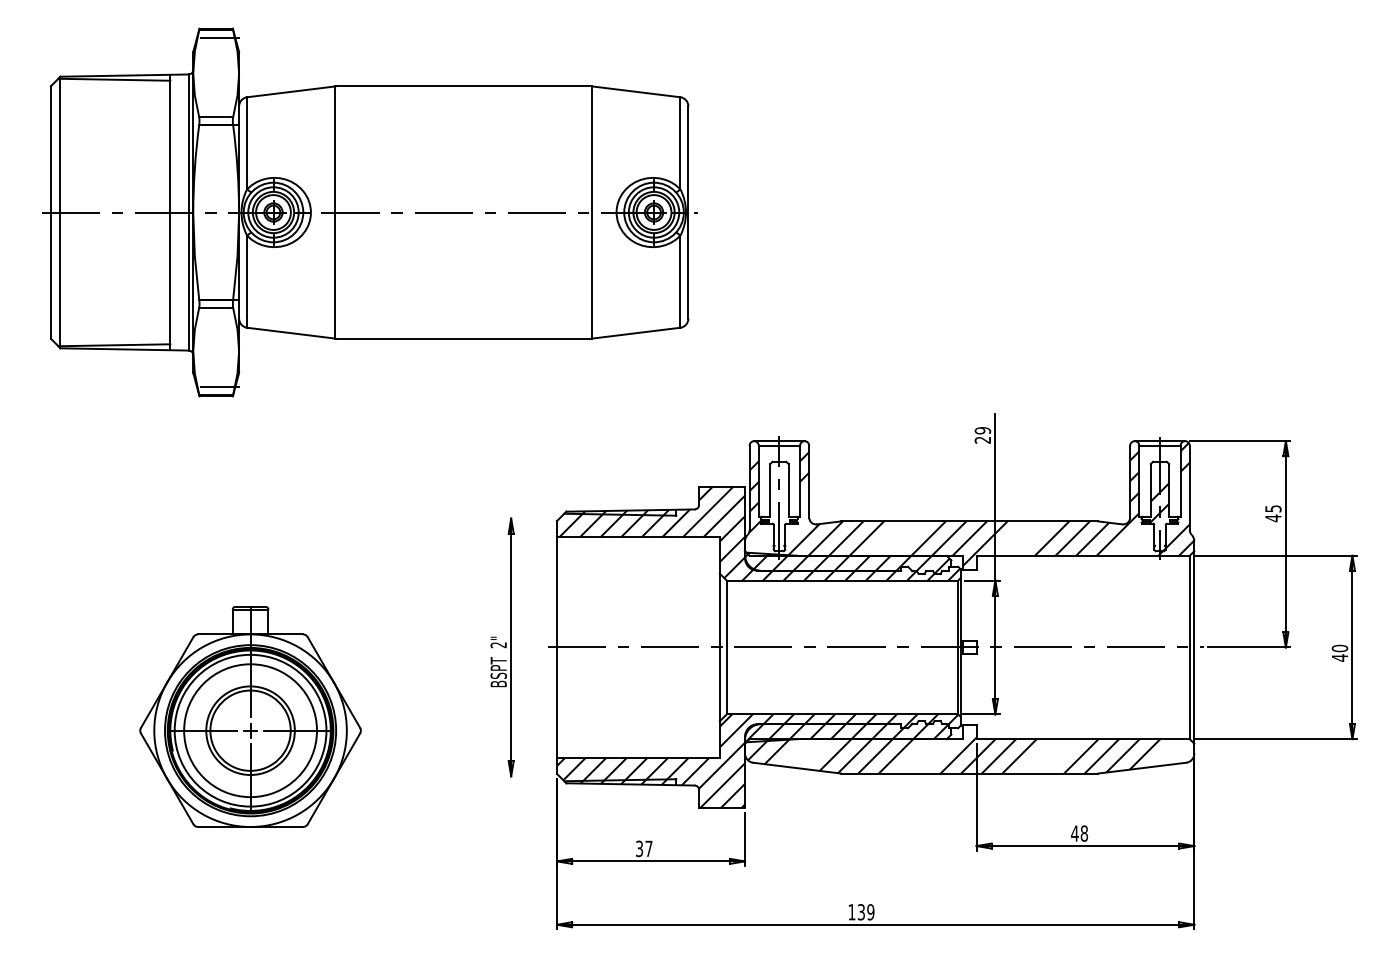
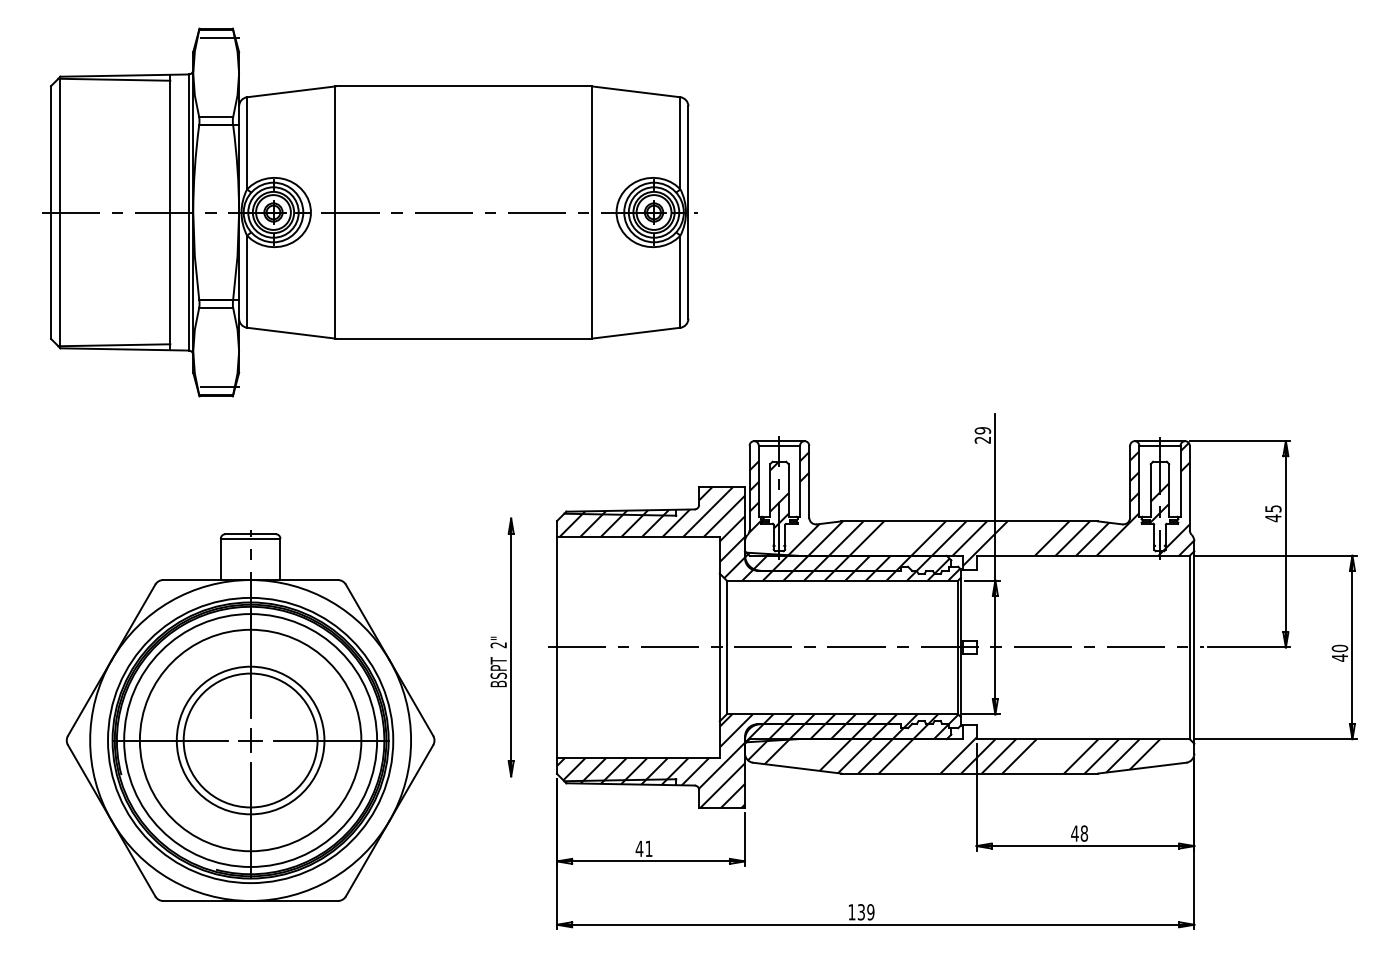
hatch: none -> present (774, 494)
part size: 223x222 px -> 371x372 px (250, 715)
text: 37 -> 41 (643, 848)
